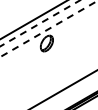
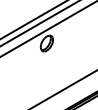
line: dashed -> solid (40, 23)
line: dashed -> solid (49, 28)
